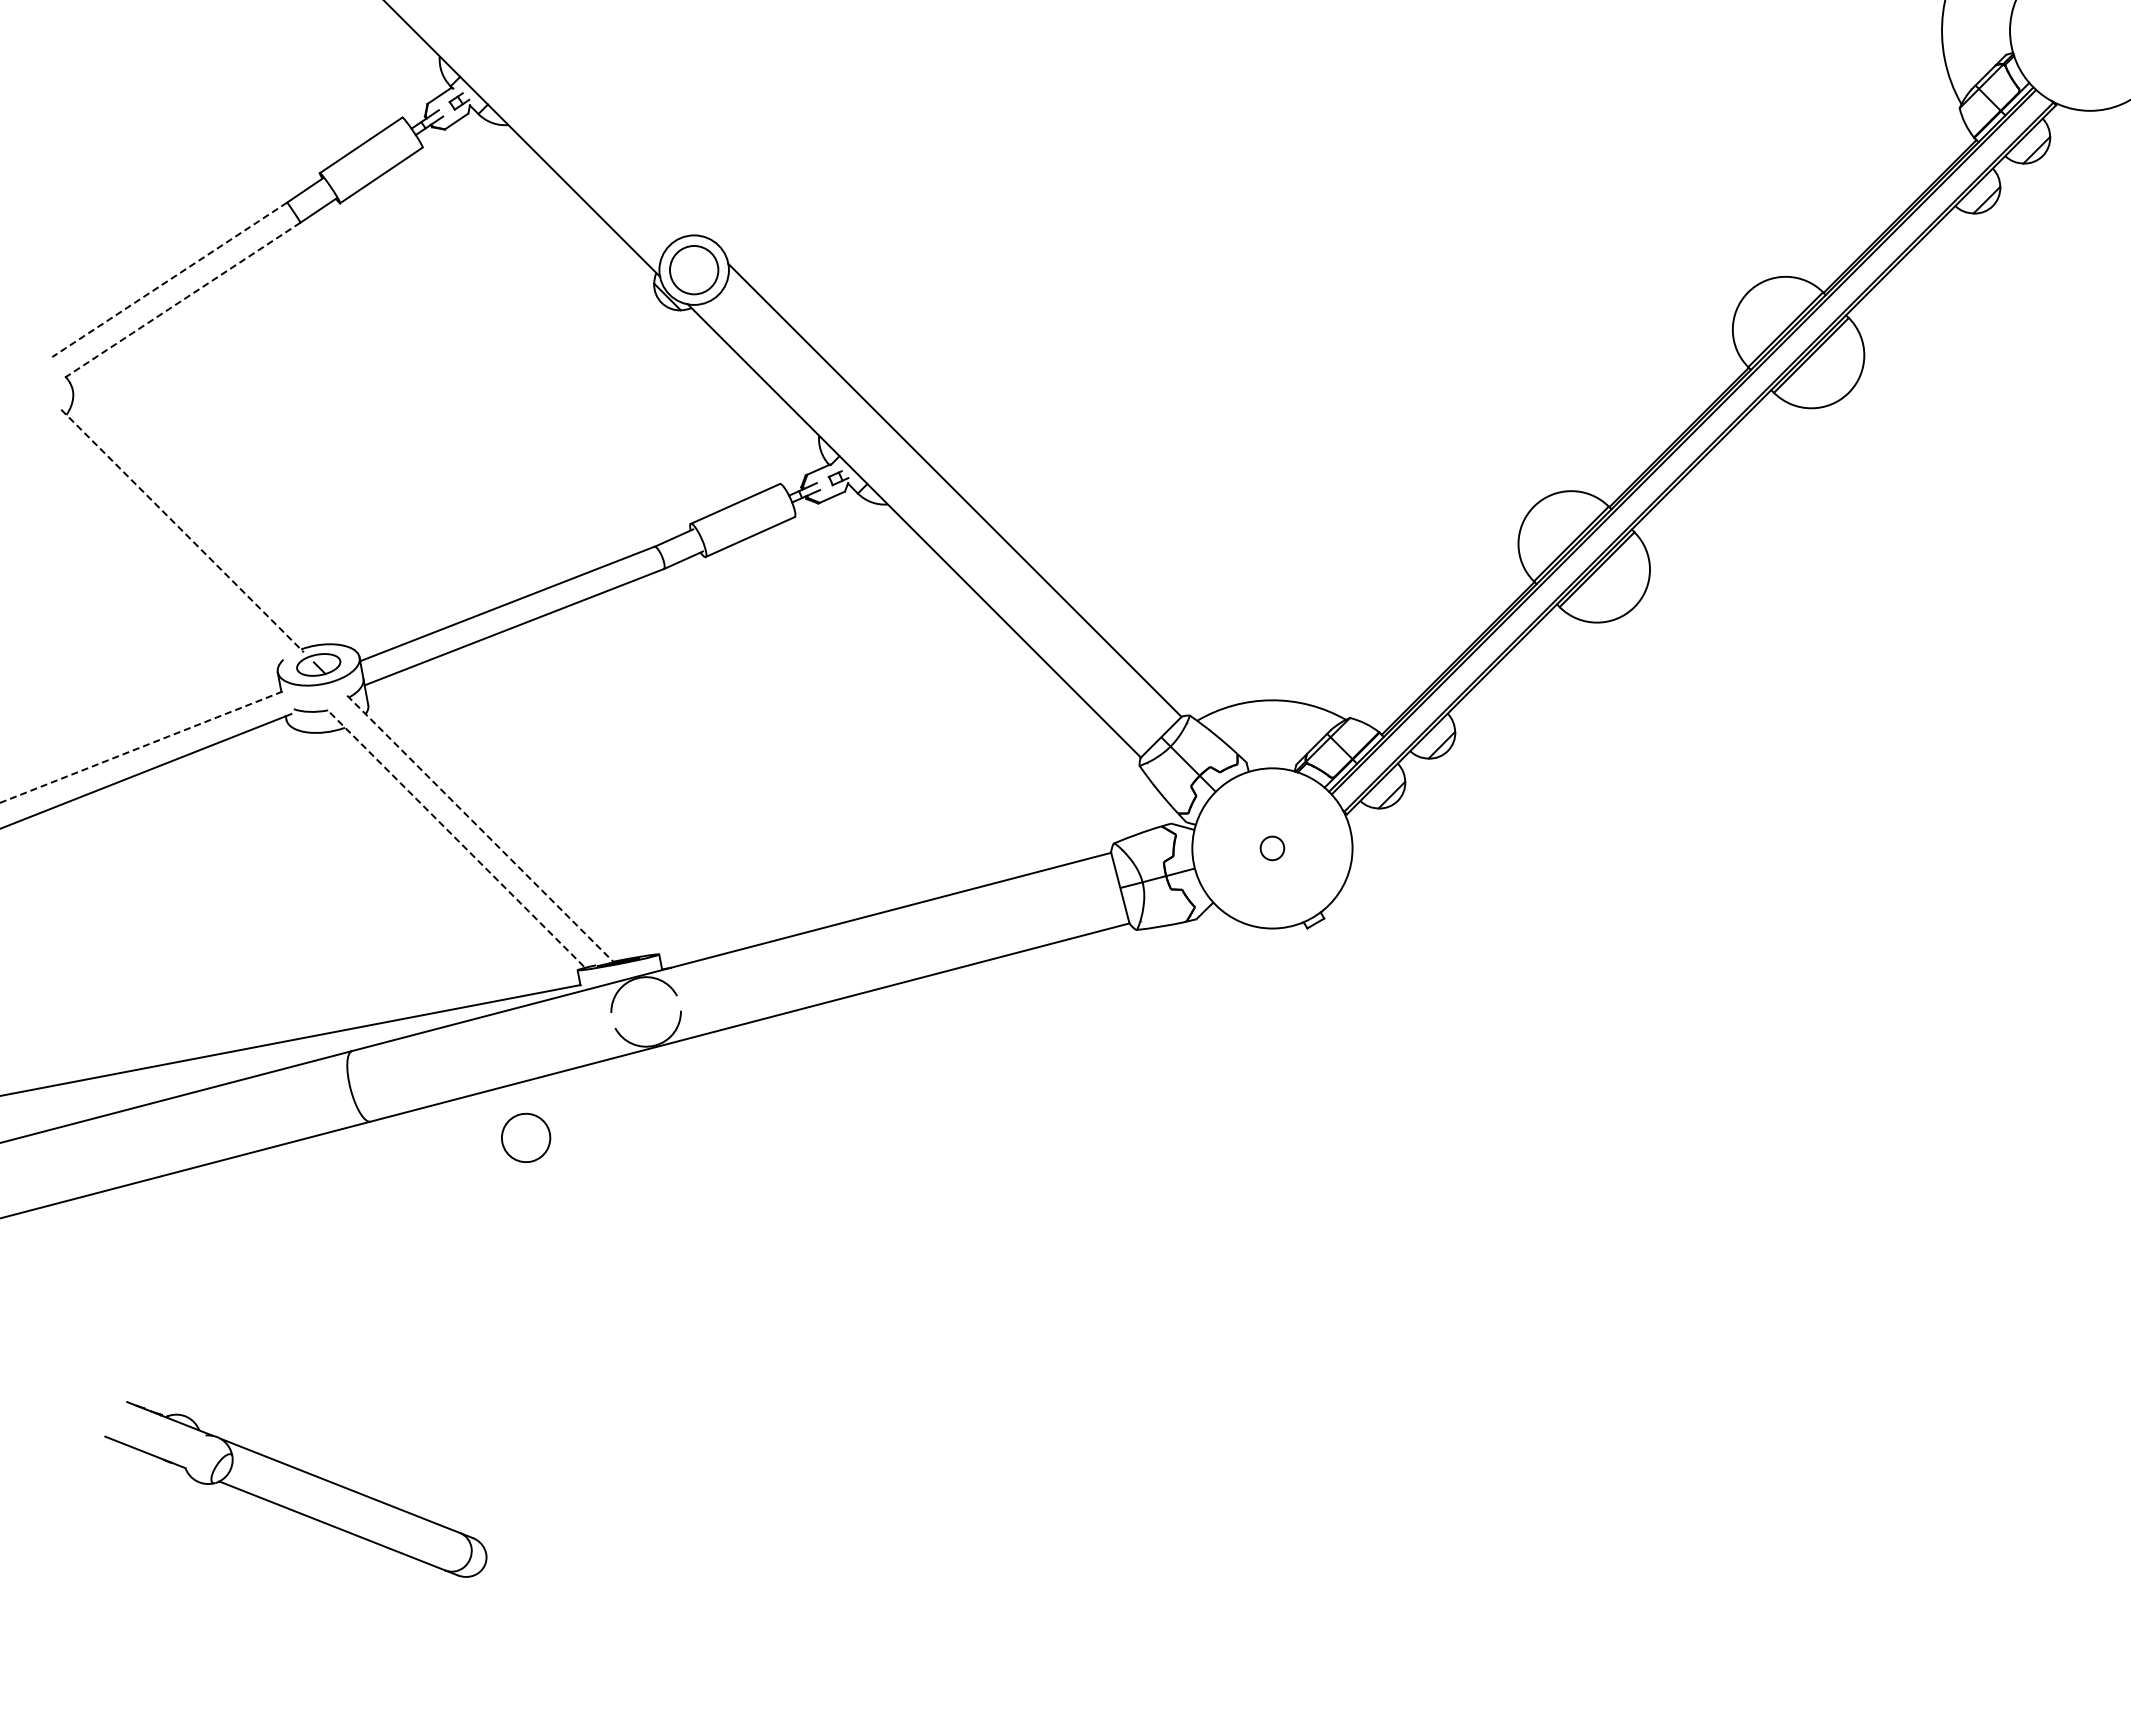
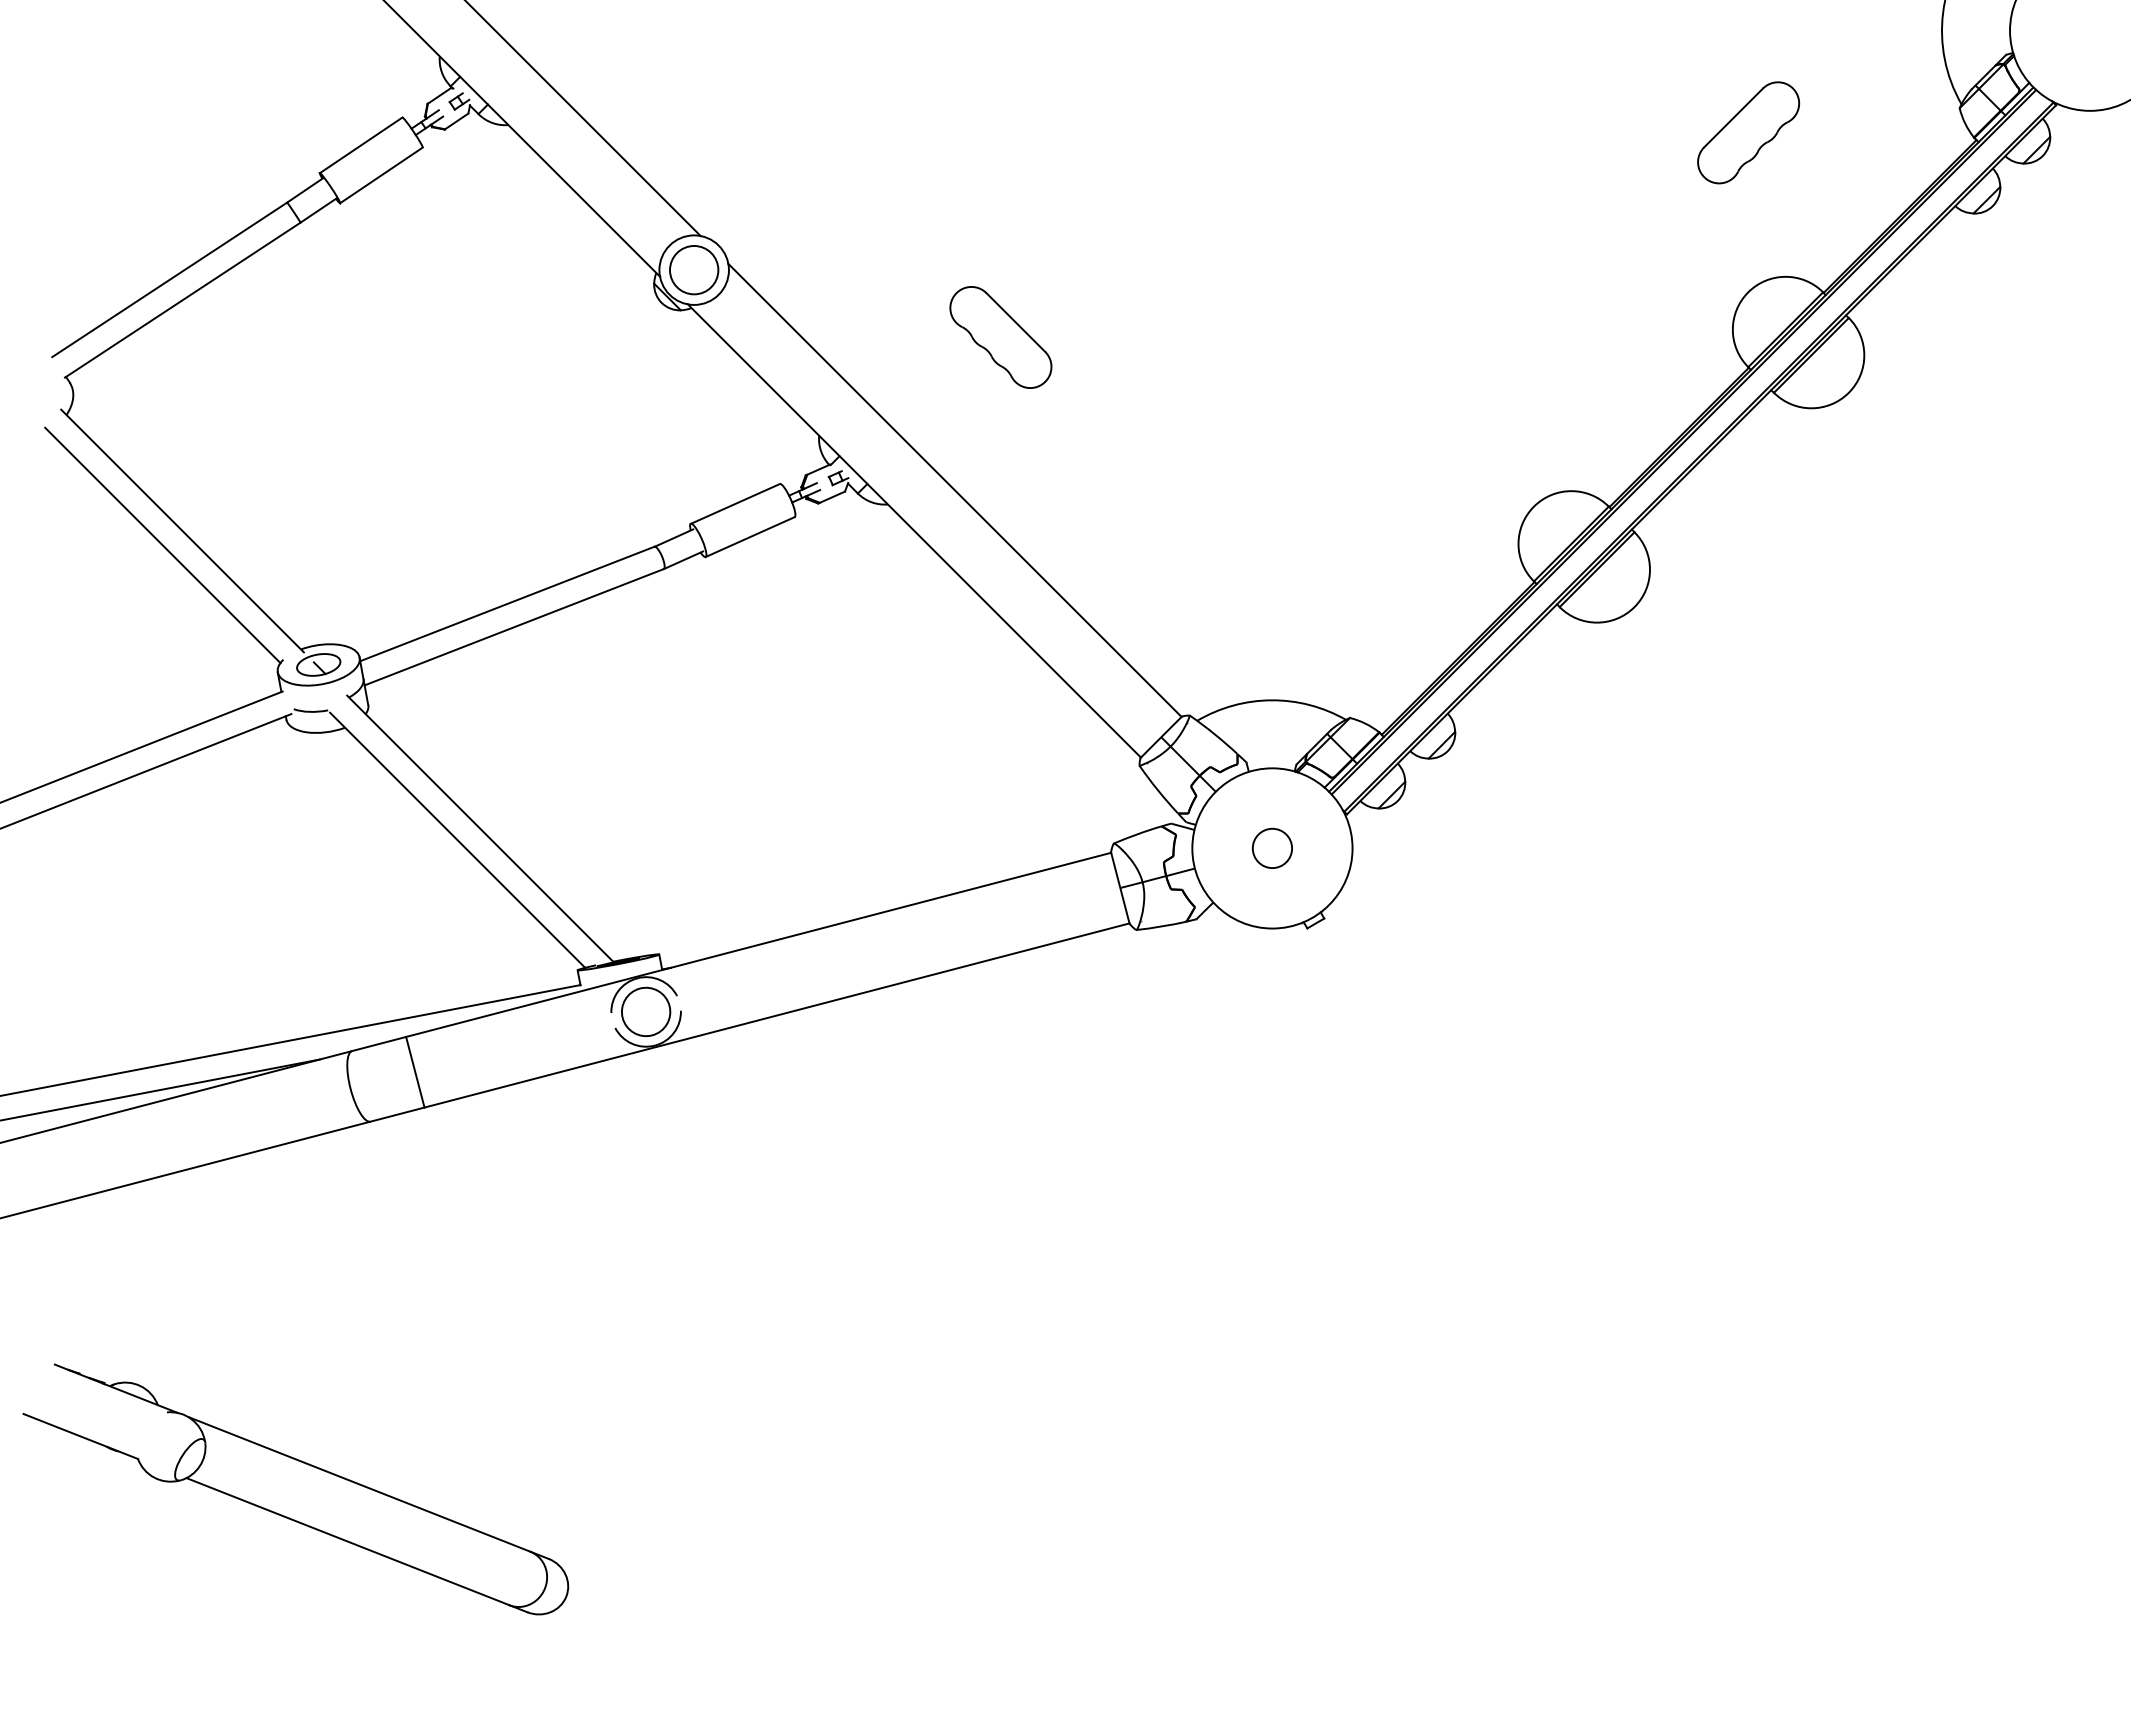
line: none -> present (583, 119)
part: none -> present (1748, 132)
line: dashed -> solid (169, 279)
line: dashed -> solid (182, 300)
part: none -> present (1000, 337)
line: dashed -> solid (182, 531)
line: none -> present (162, 545)
line: dashed -> solid (141, 747)
line: dashed -> solid (480, 829)
line: dashed -> solid (458, 840)
circle diameter: 24 px -> 39 px (1272, 848)
line: none -> present (415, 1071)
line: none -> present (160, 1089)
part position: (526, 1137) -> (646, 1011) (646, 1011)
part size: 384x177 px -> 548x253 px (295, 1489)
